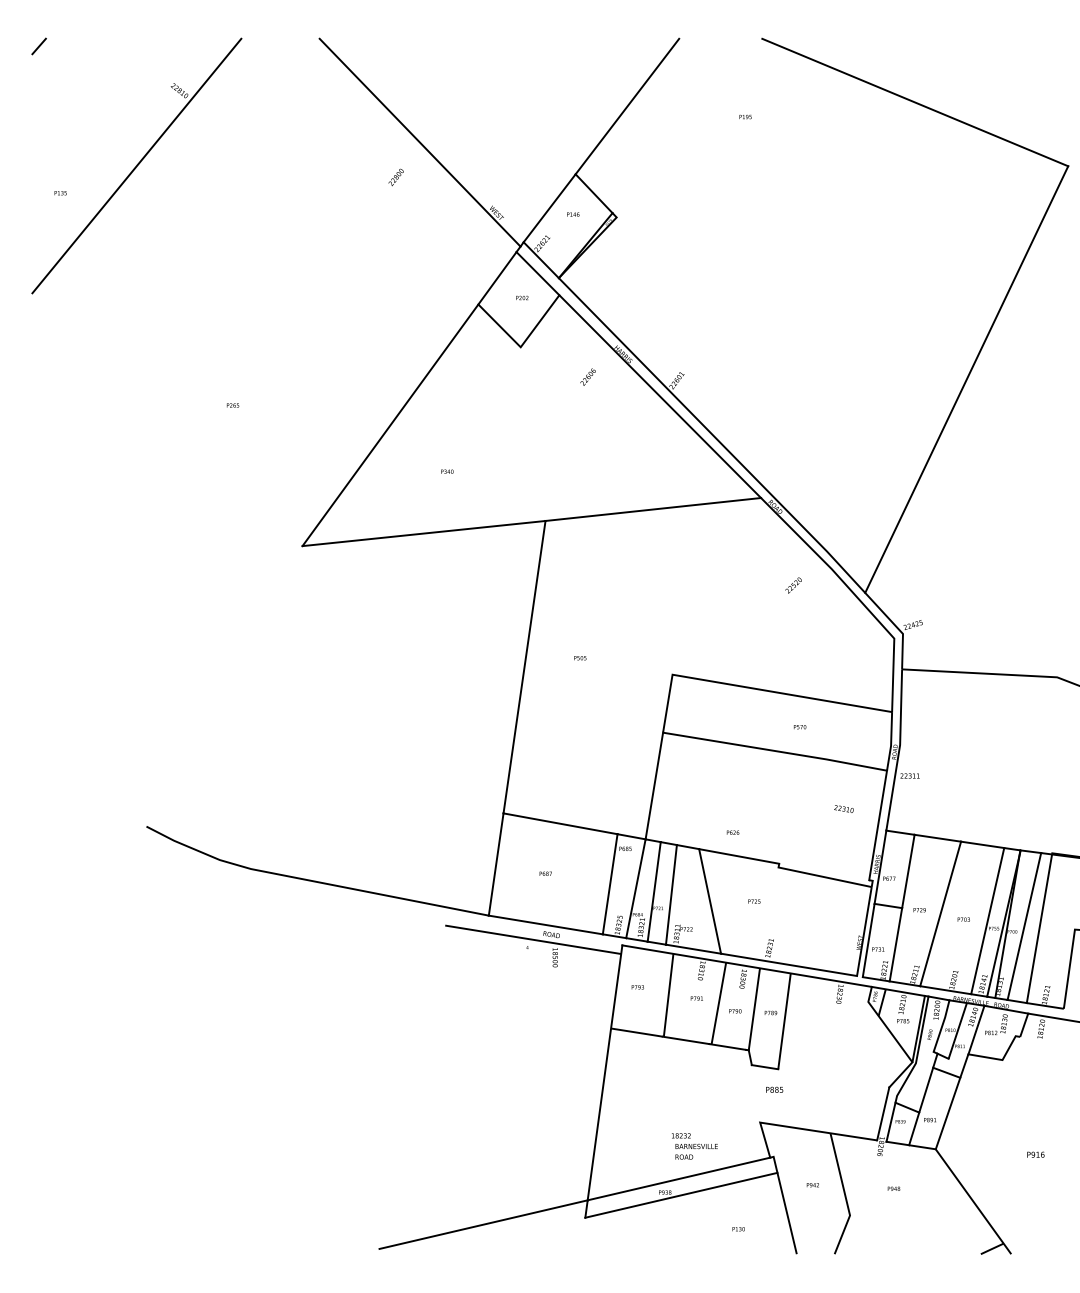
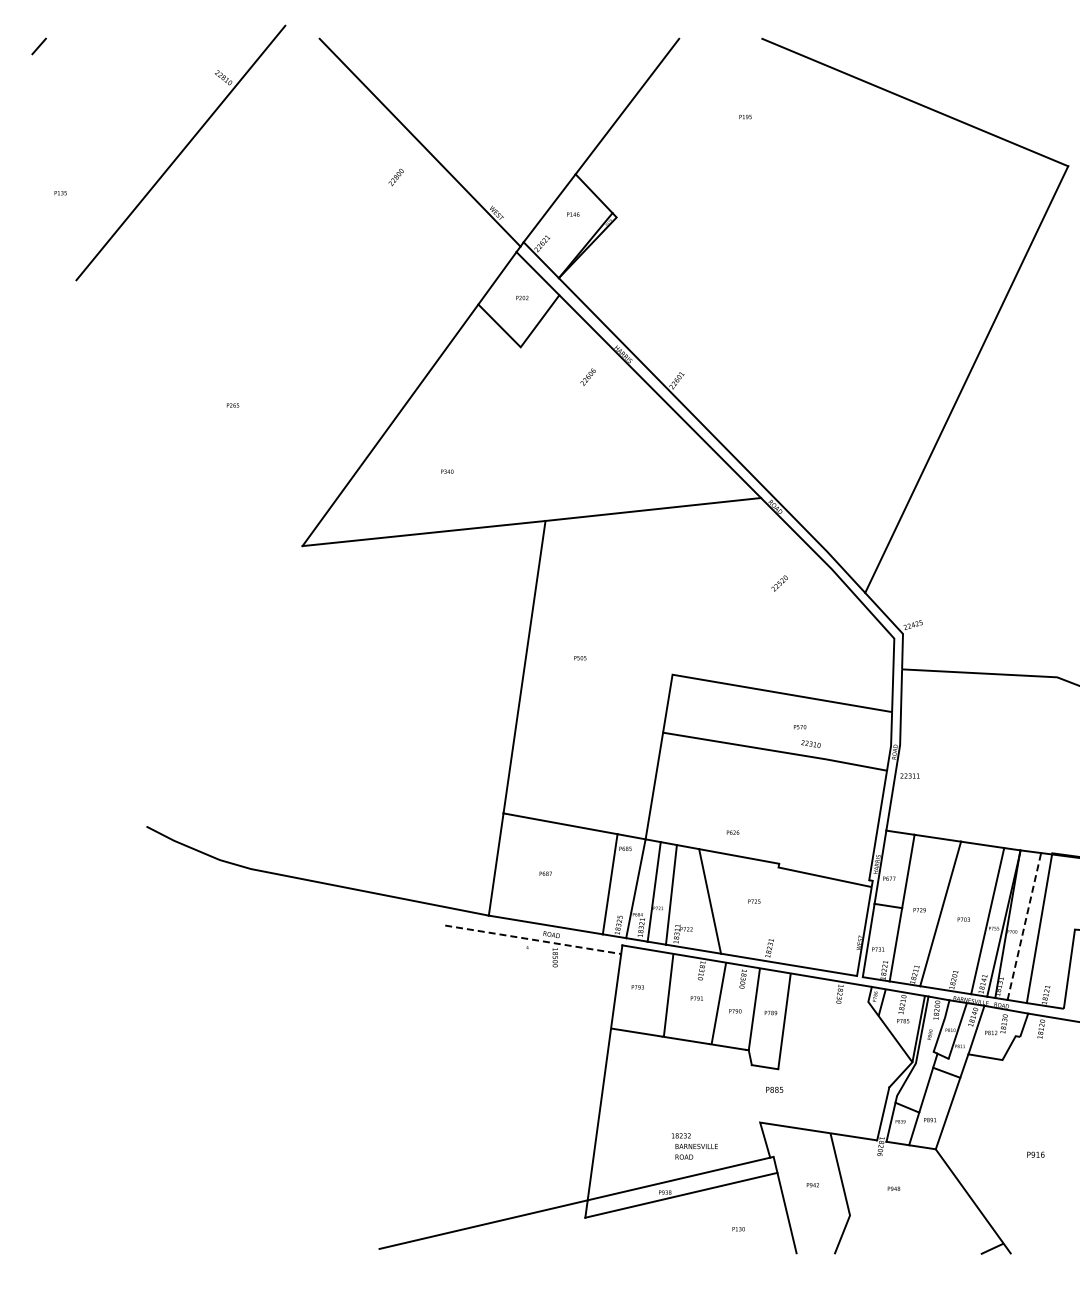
part position: (136, 165) -> (180, 152) (180, 152)
text position: (793, 585) -> (779, 583) (779, 583)
text position: (843, 808) -> (810, 743) (810, 743)
line: solid -> dashed (1024, 926)
line: solid -> dashed (534, 940)
